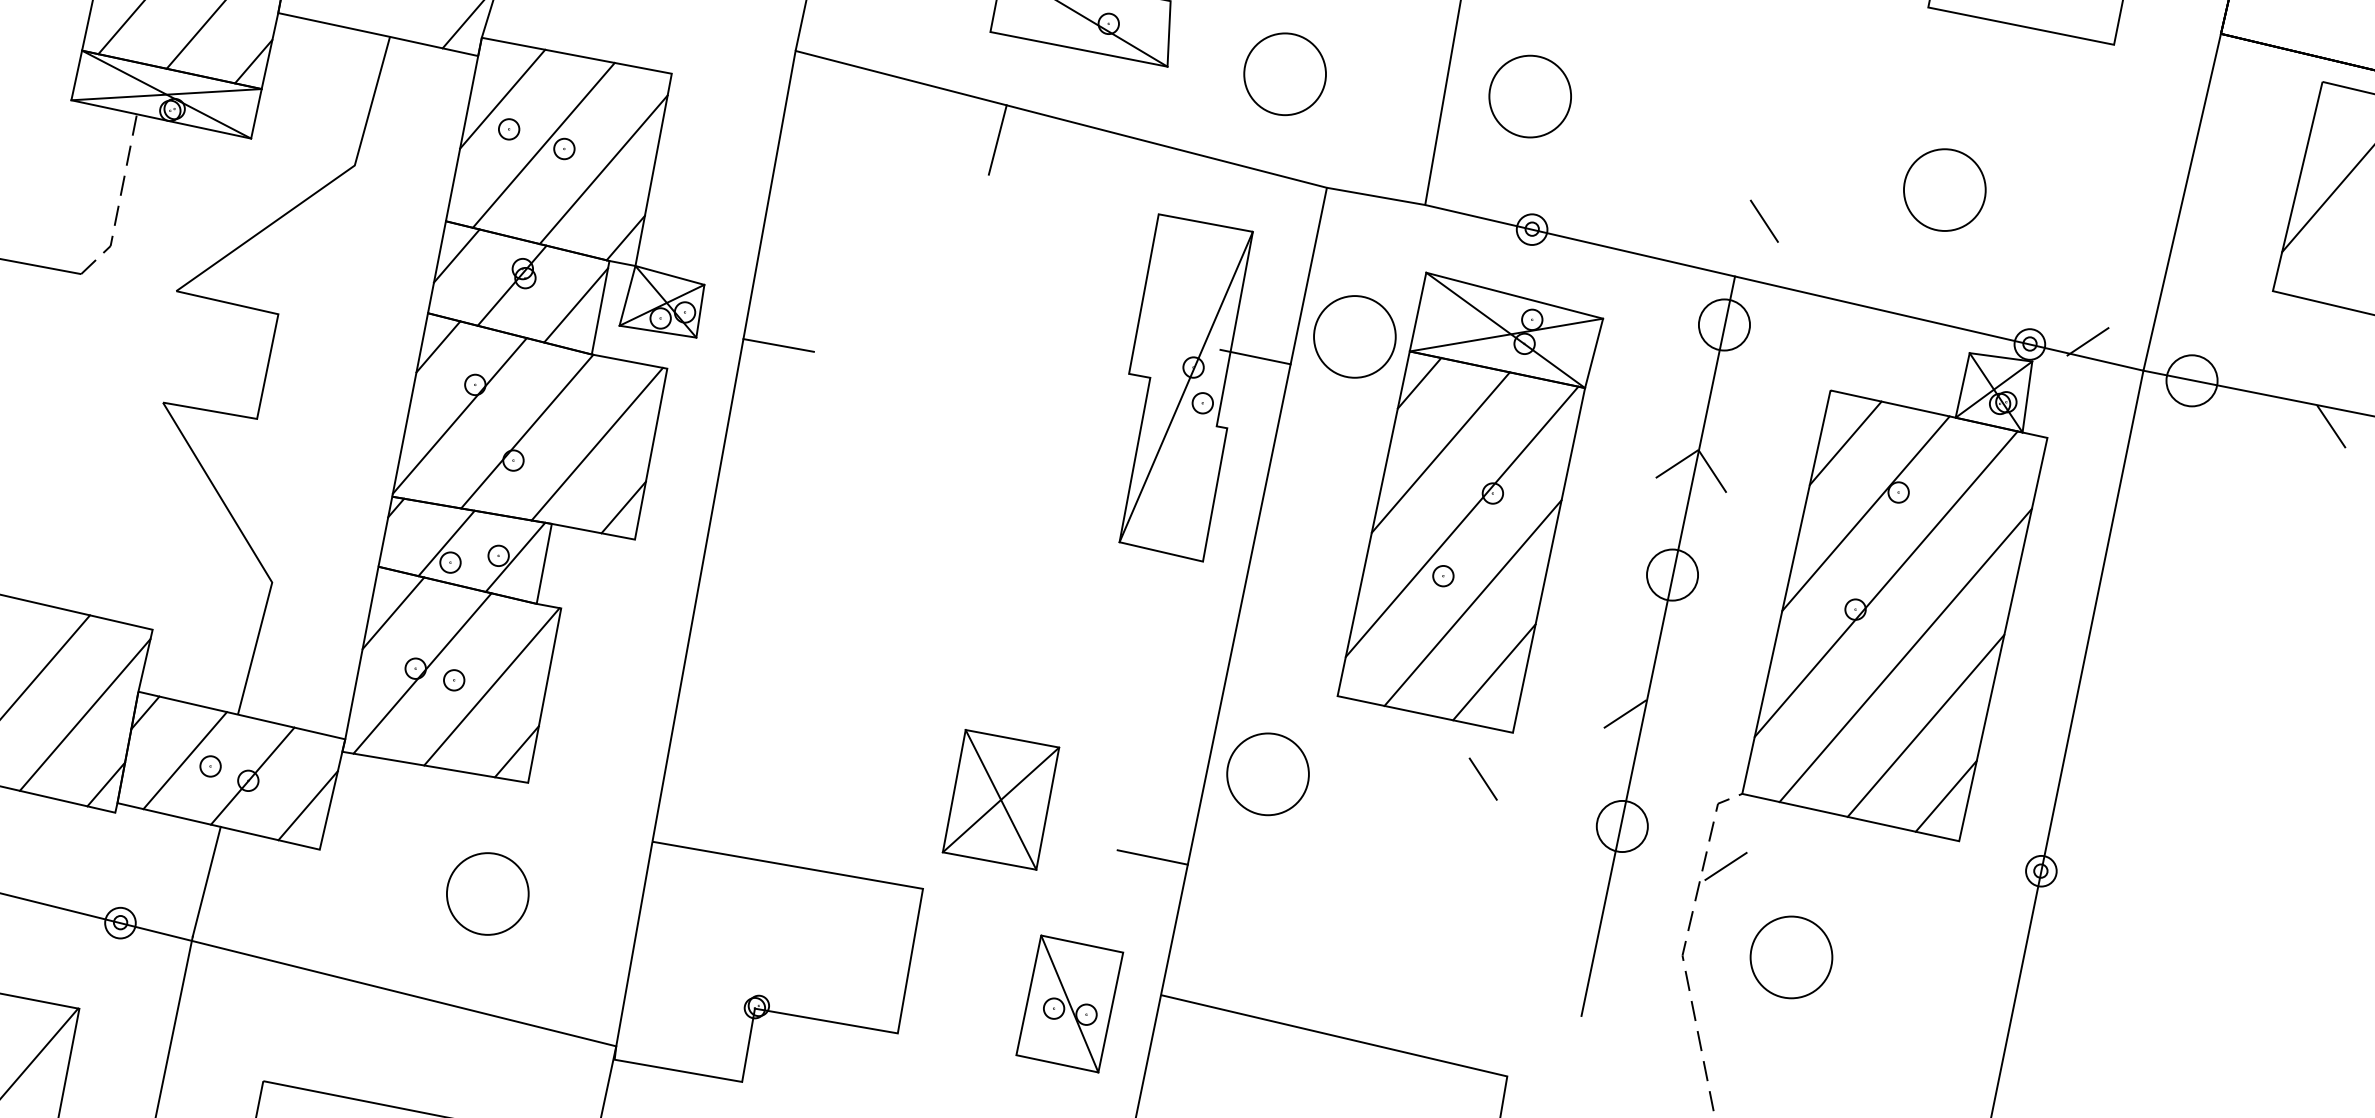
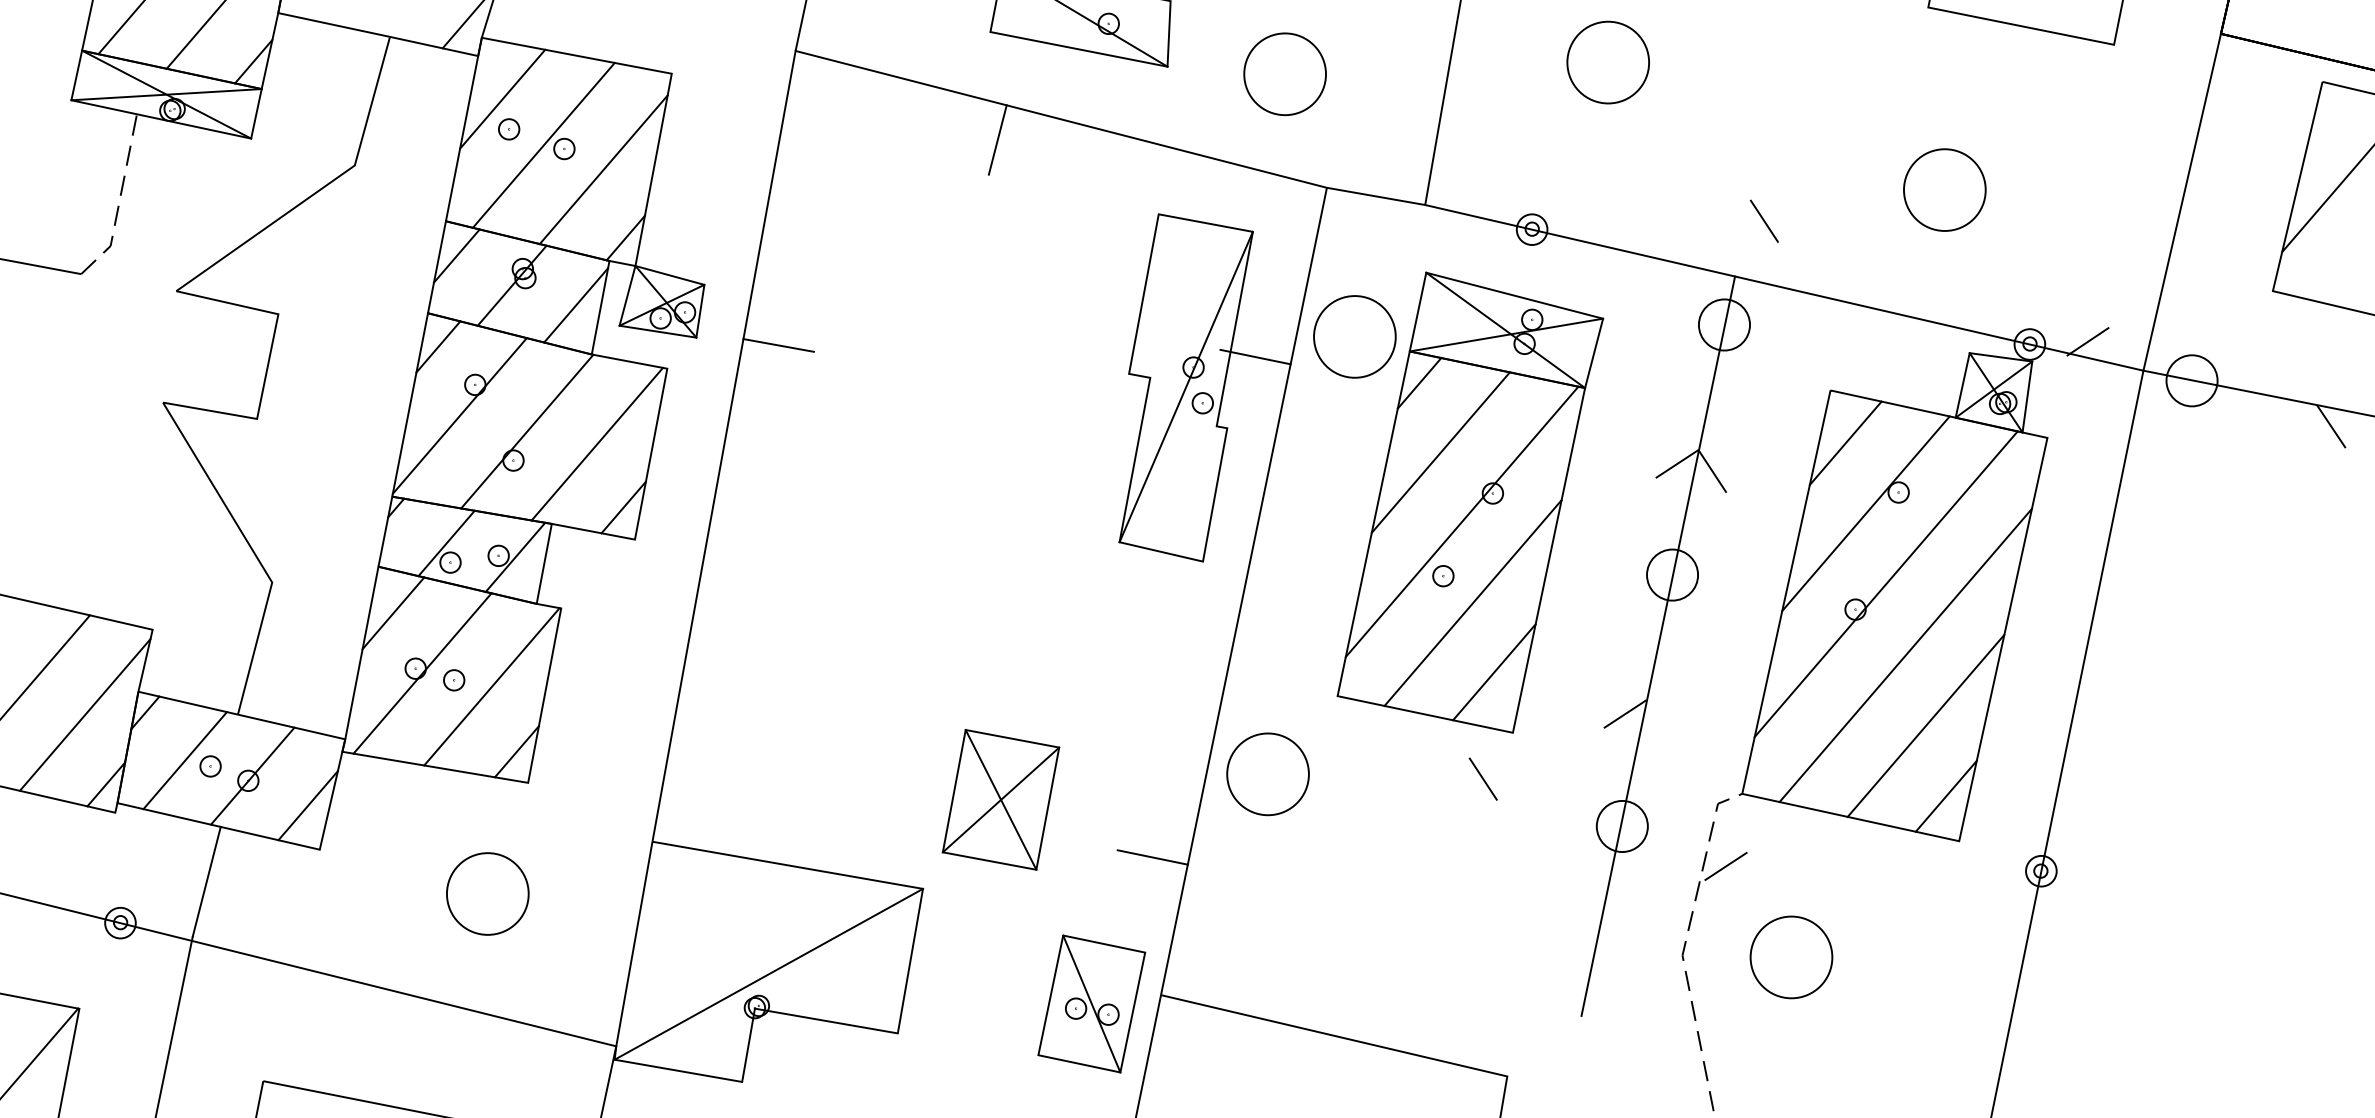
part position: (1529, 96) -> (1607, 62) (1607, 62)
line: none -> present (768, 973)
part position: (1069, 1003) -> (1091, 1003) (1091, 1003)
